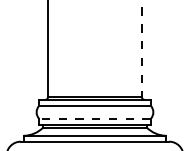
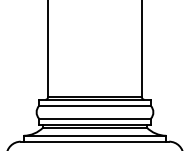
line: dashed -> solid (141, 49)
line: dashed -> solid (95, 118)
